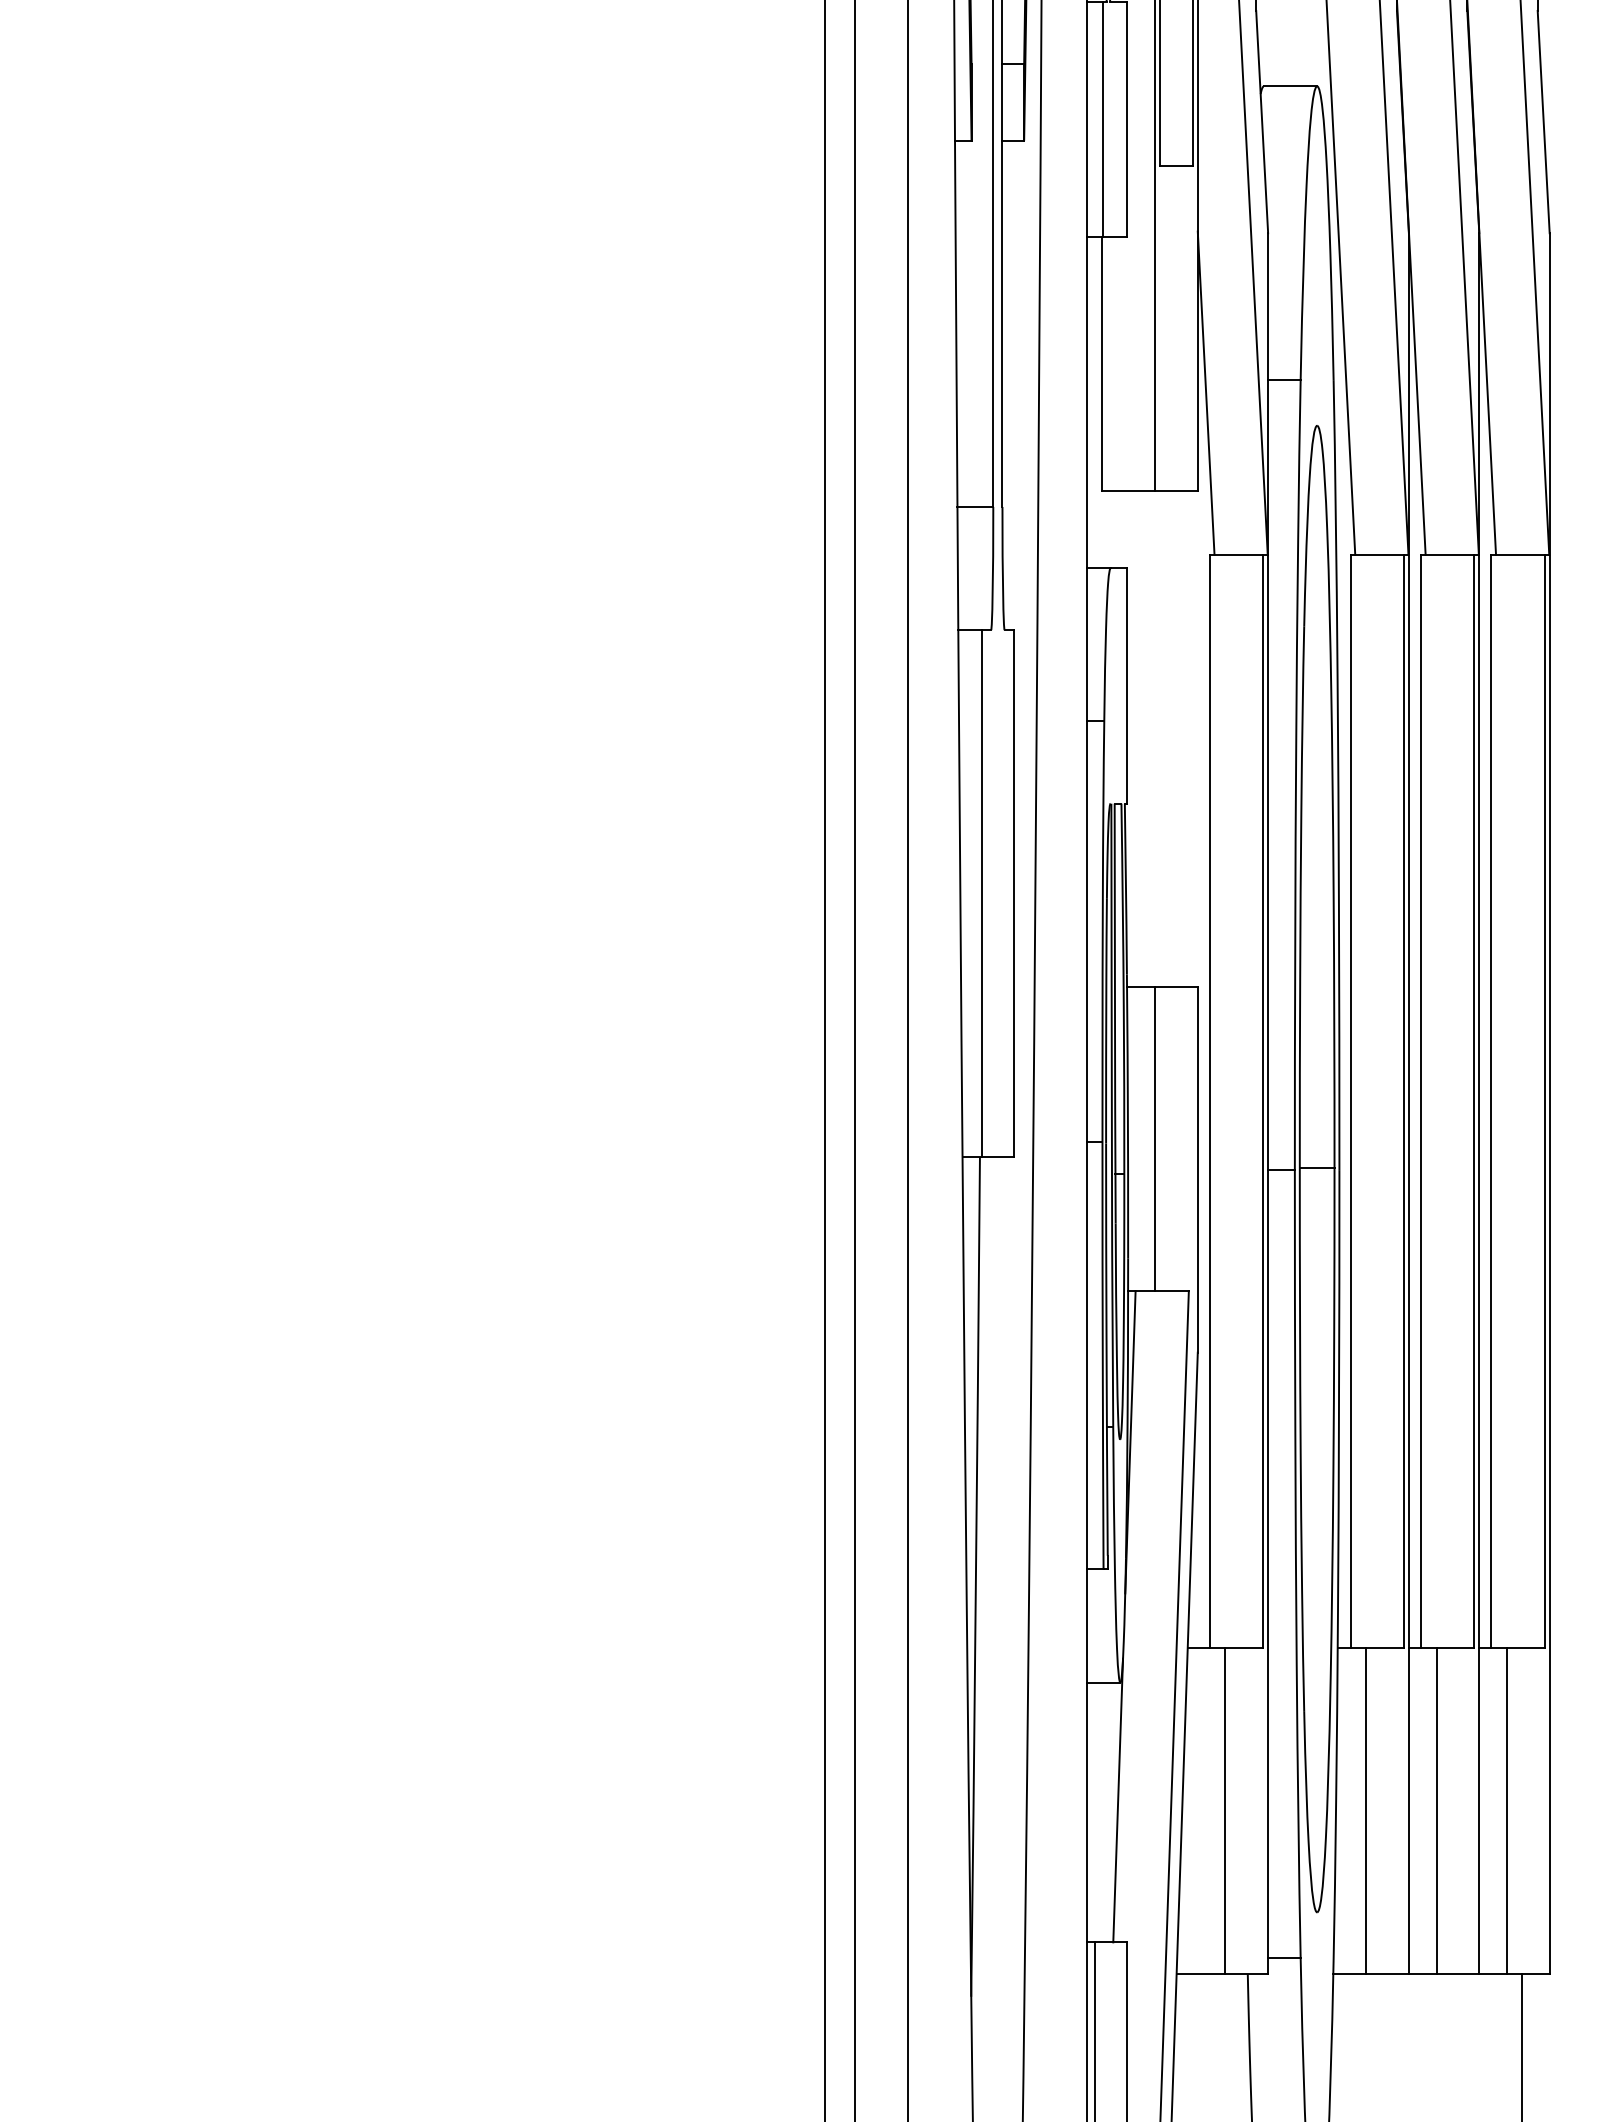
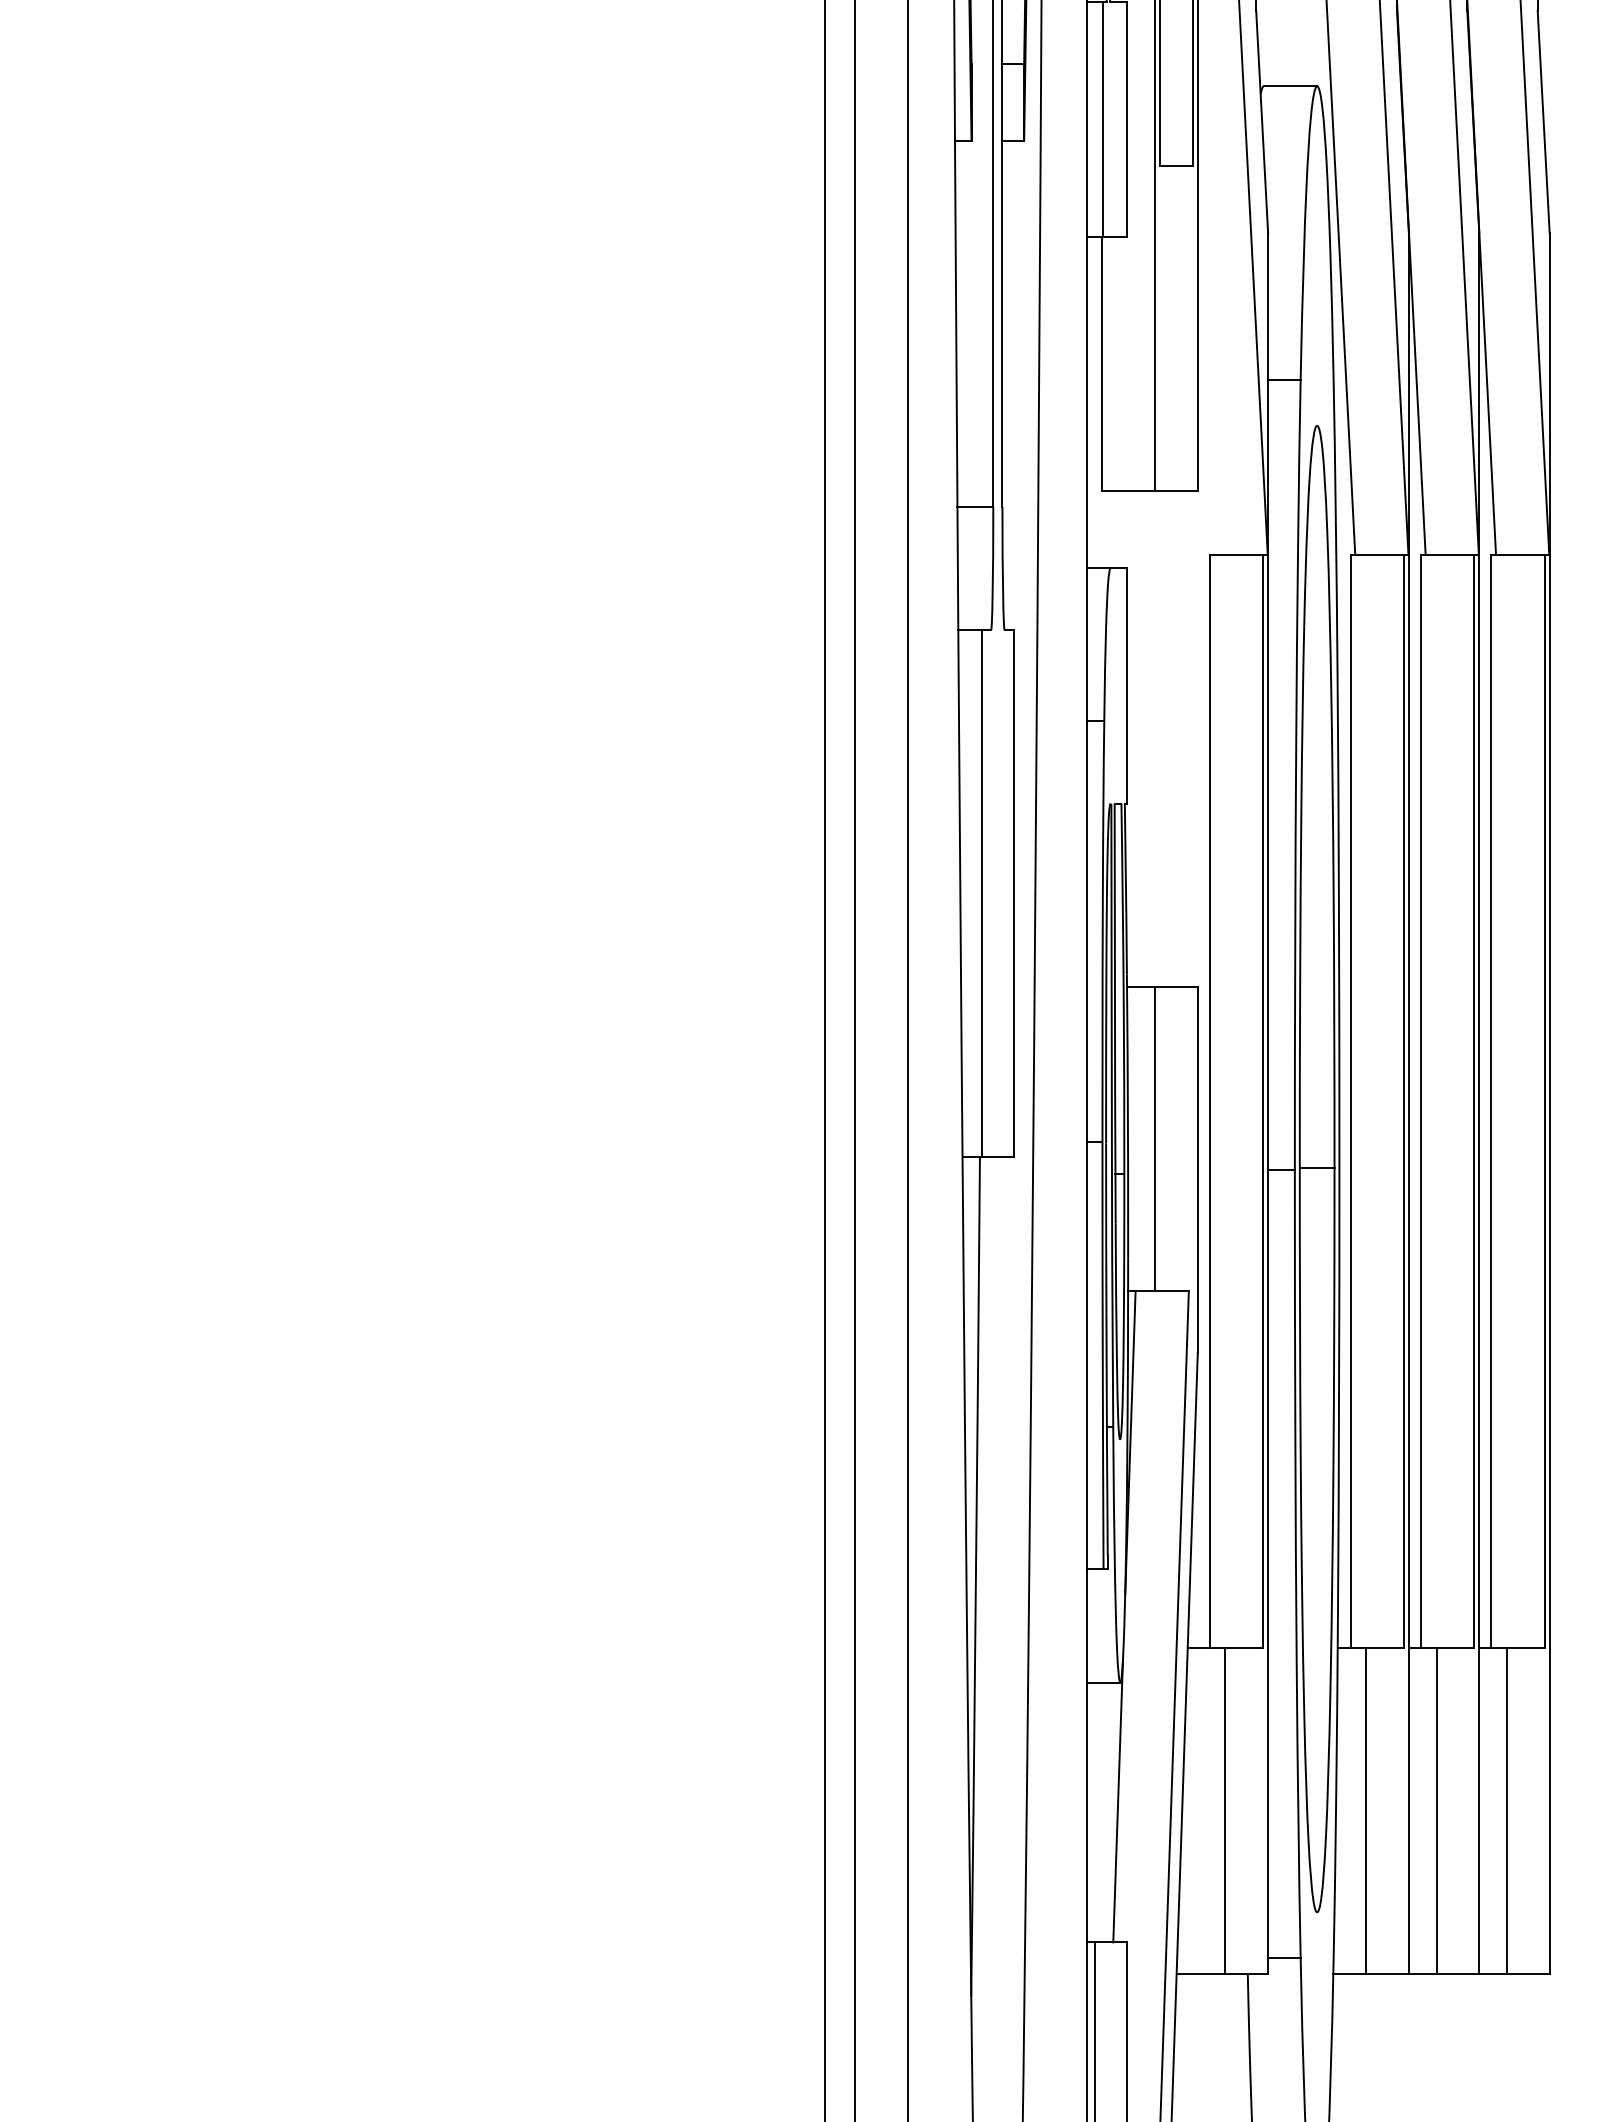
line: present -> none (1205, 392)
line: present -> none (1521, 2045)
